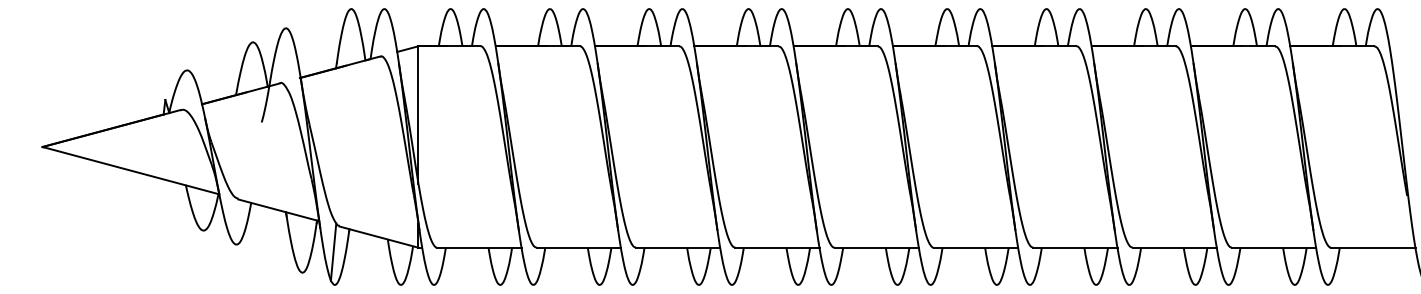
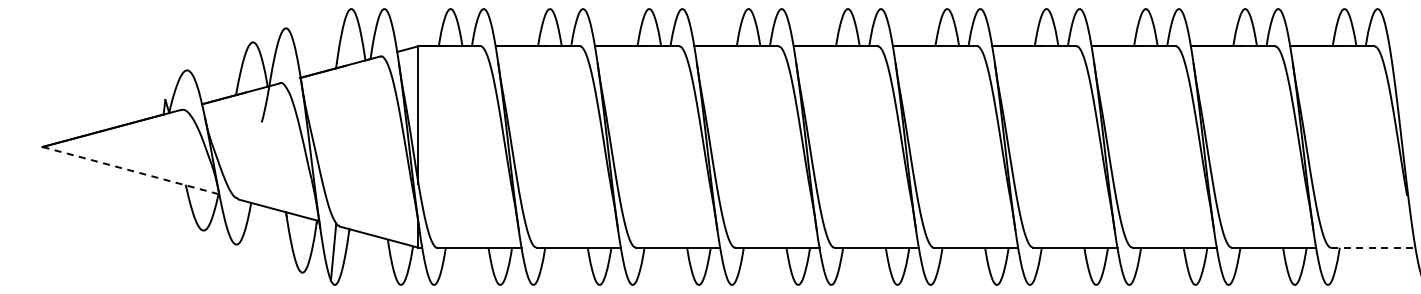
line: solid -> dashed (131, 170)
line: solid -> dashed (1373, 247)
